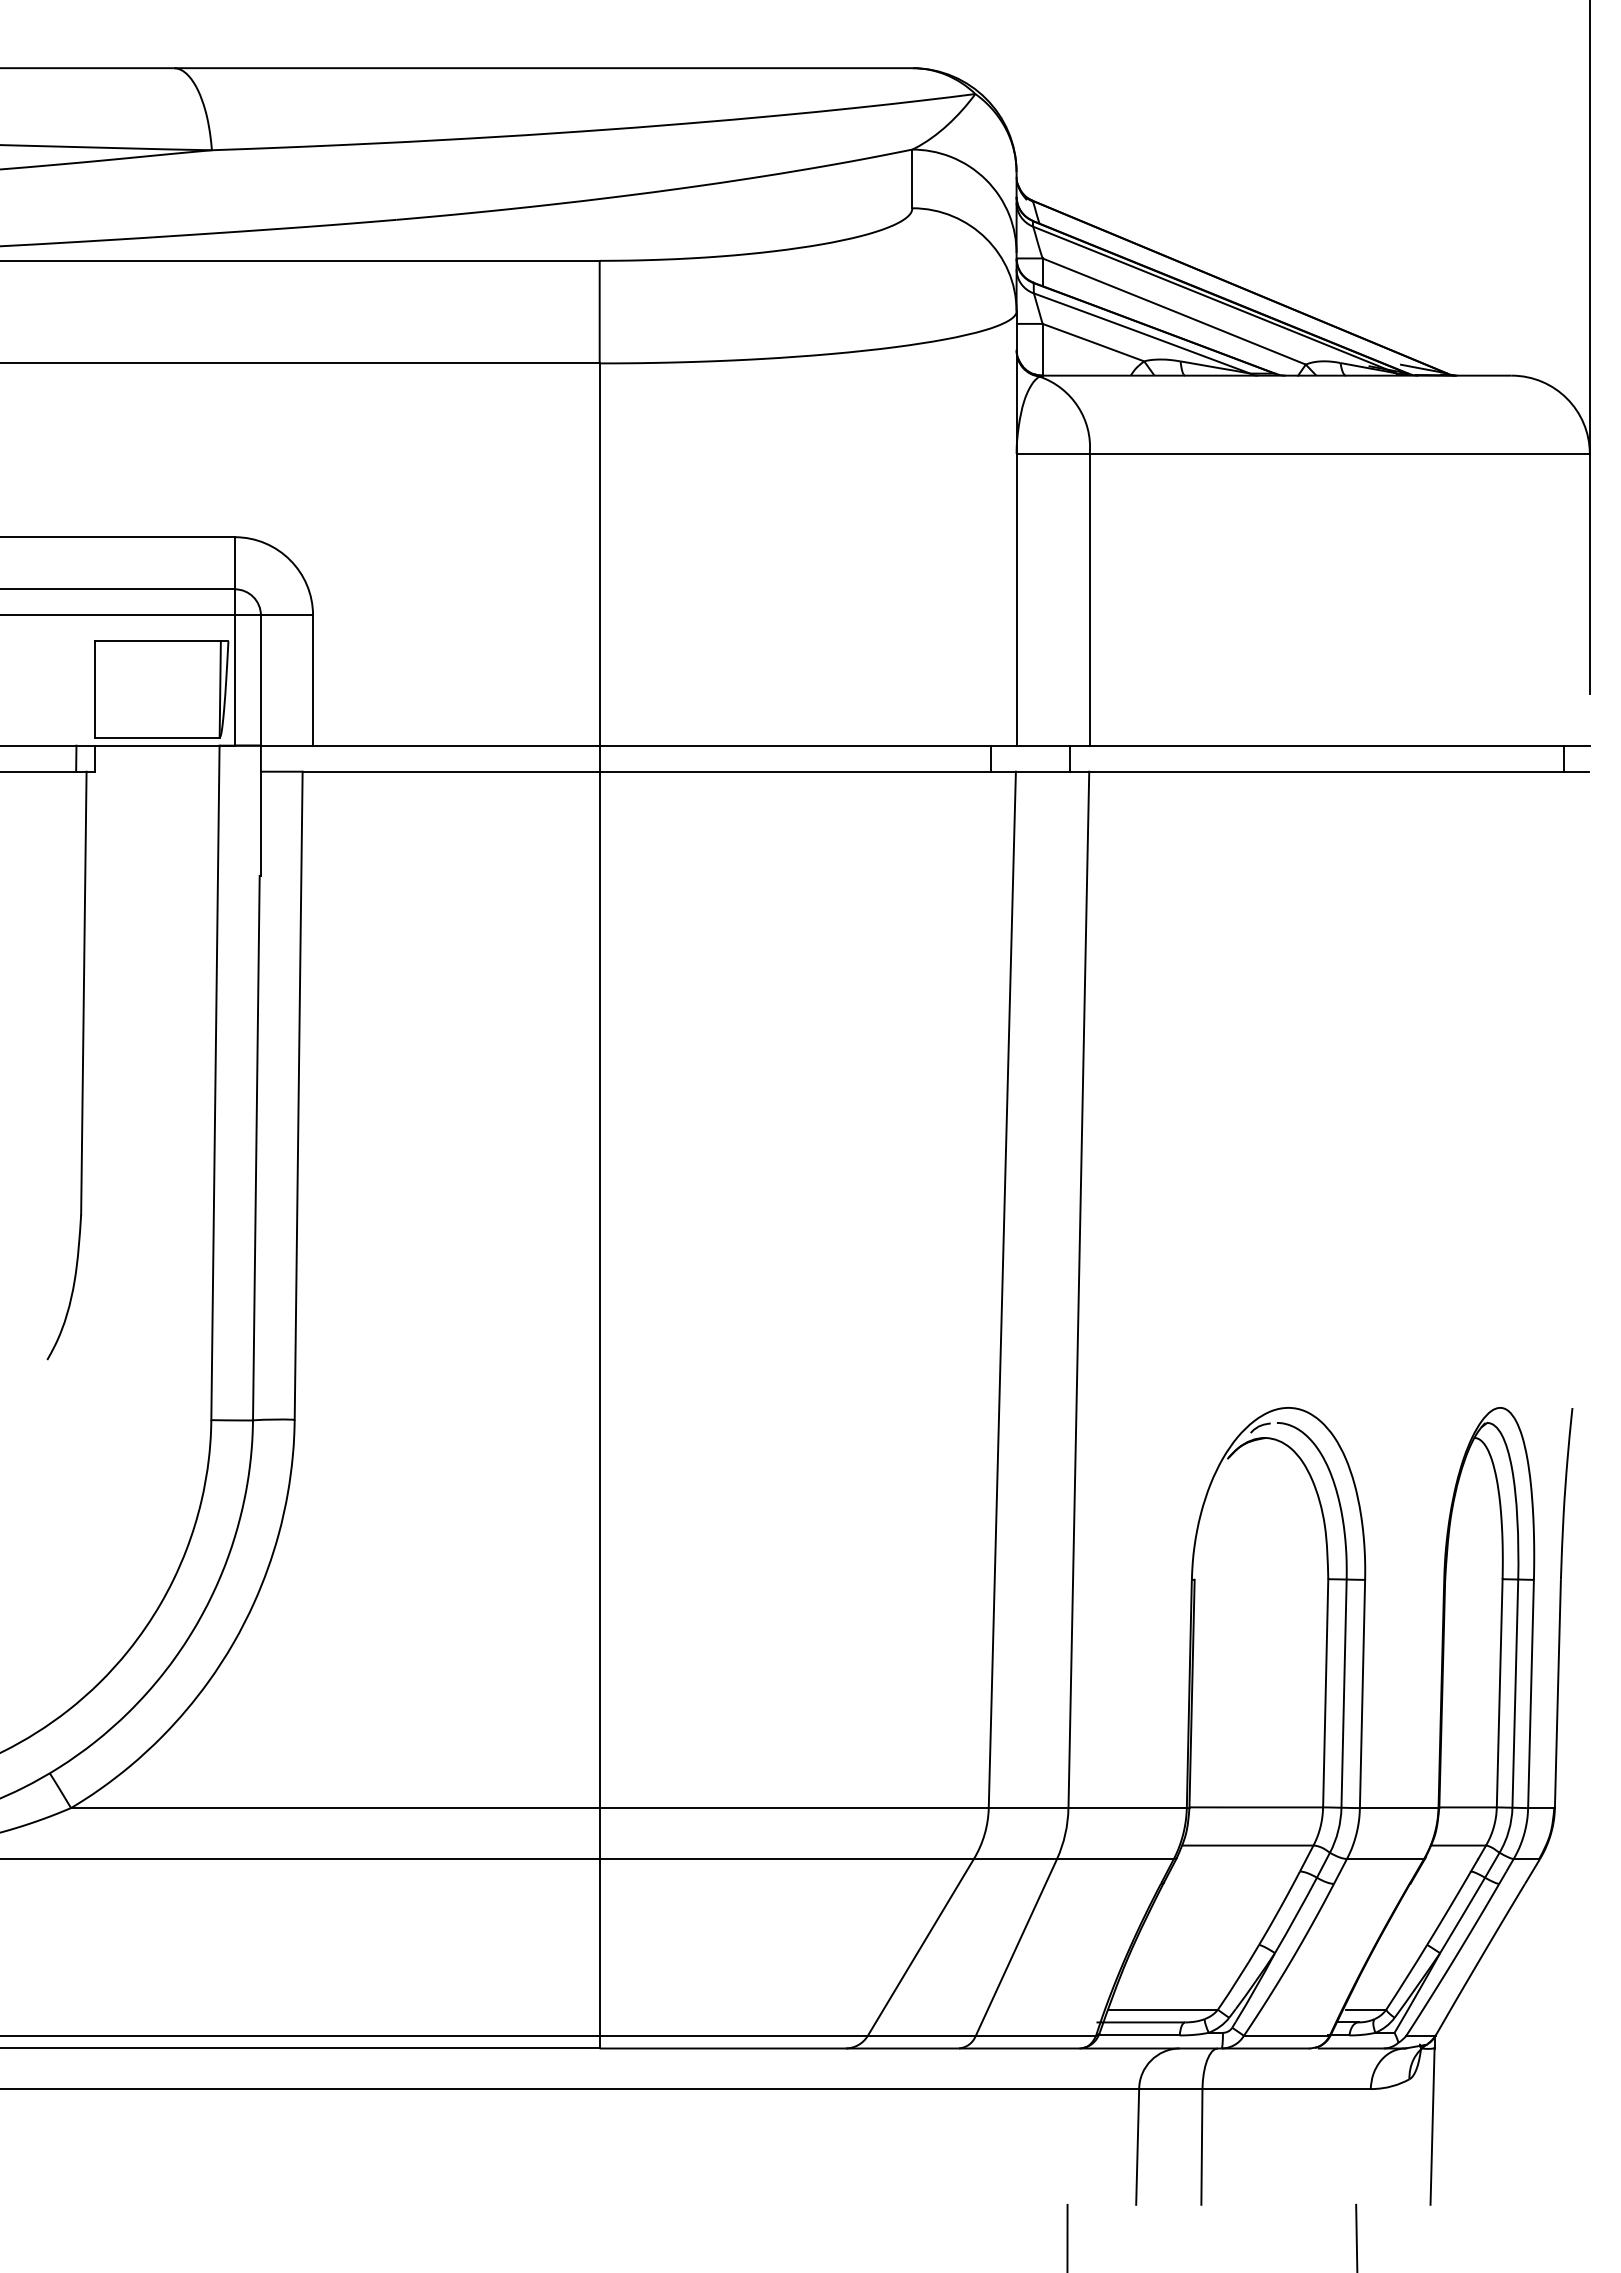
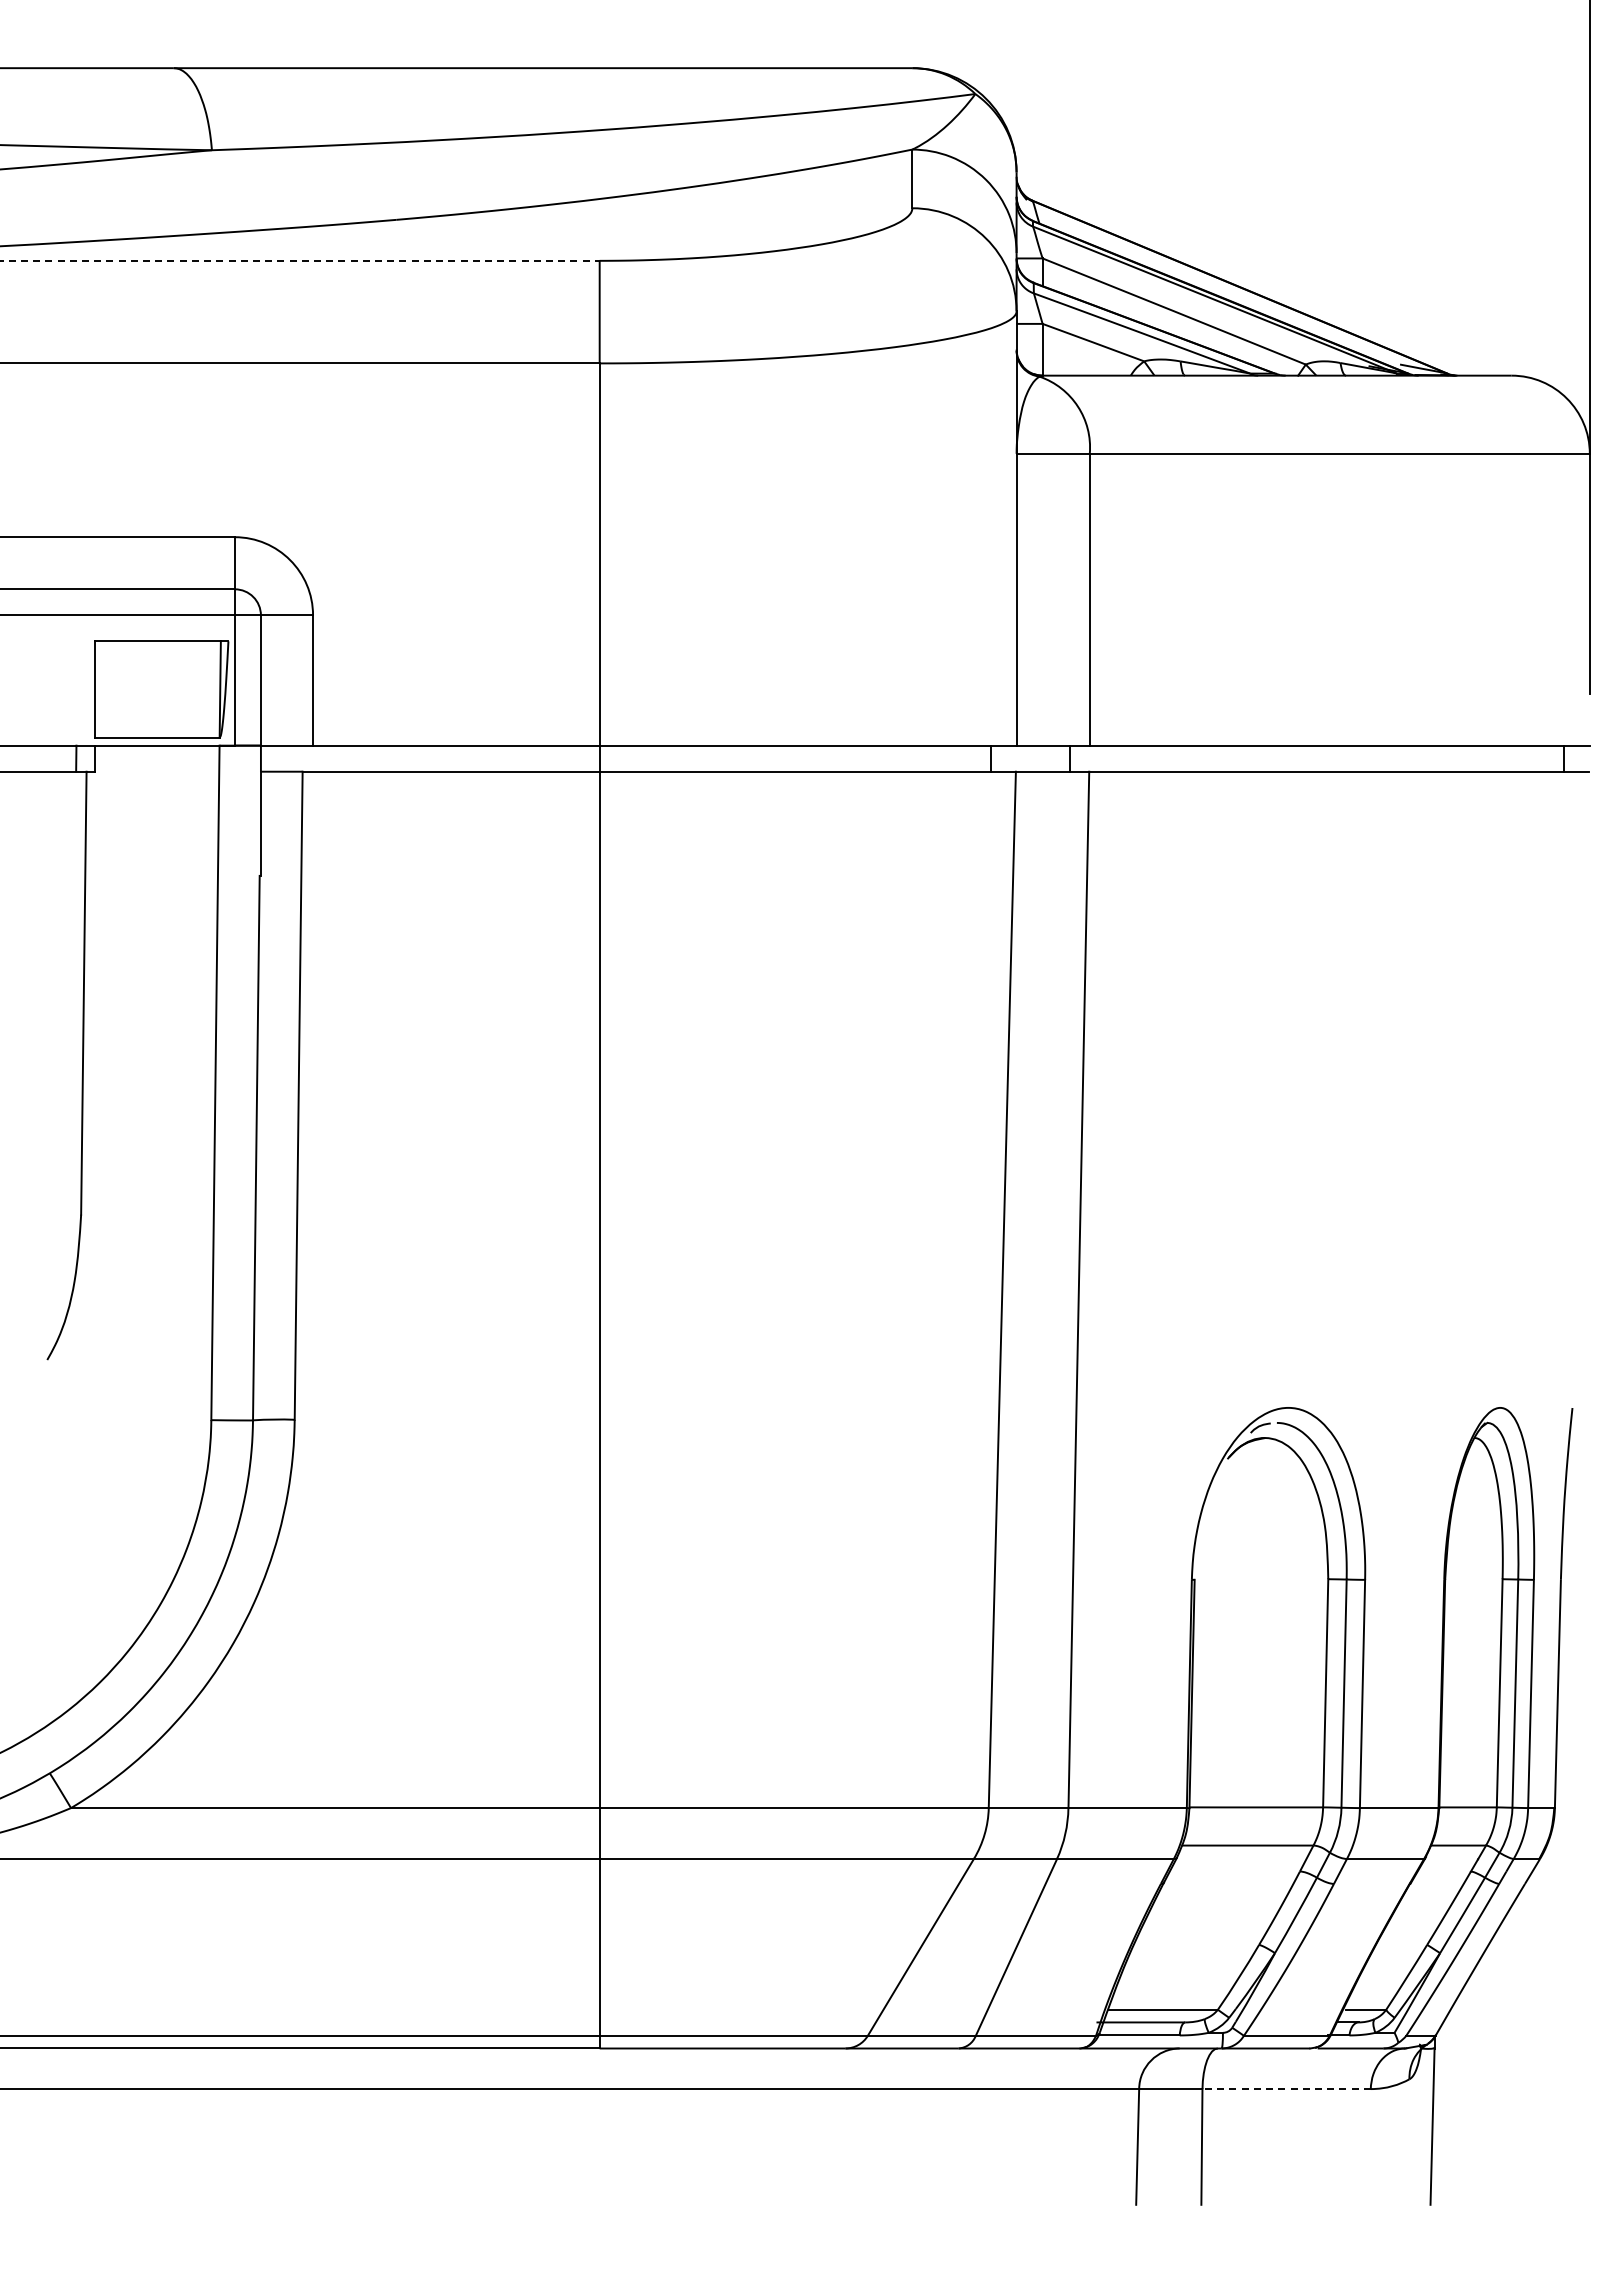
line: solid -> dashed (300, 260)
line: solid -> dashed (1286, 2089)
line: present -> none (1067, 2236)
line: present -> none (1356, 2236)
